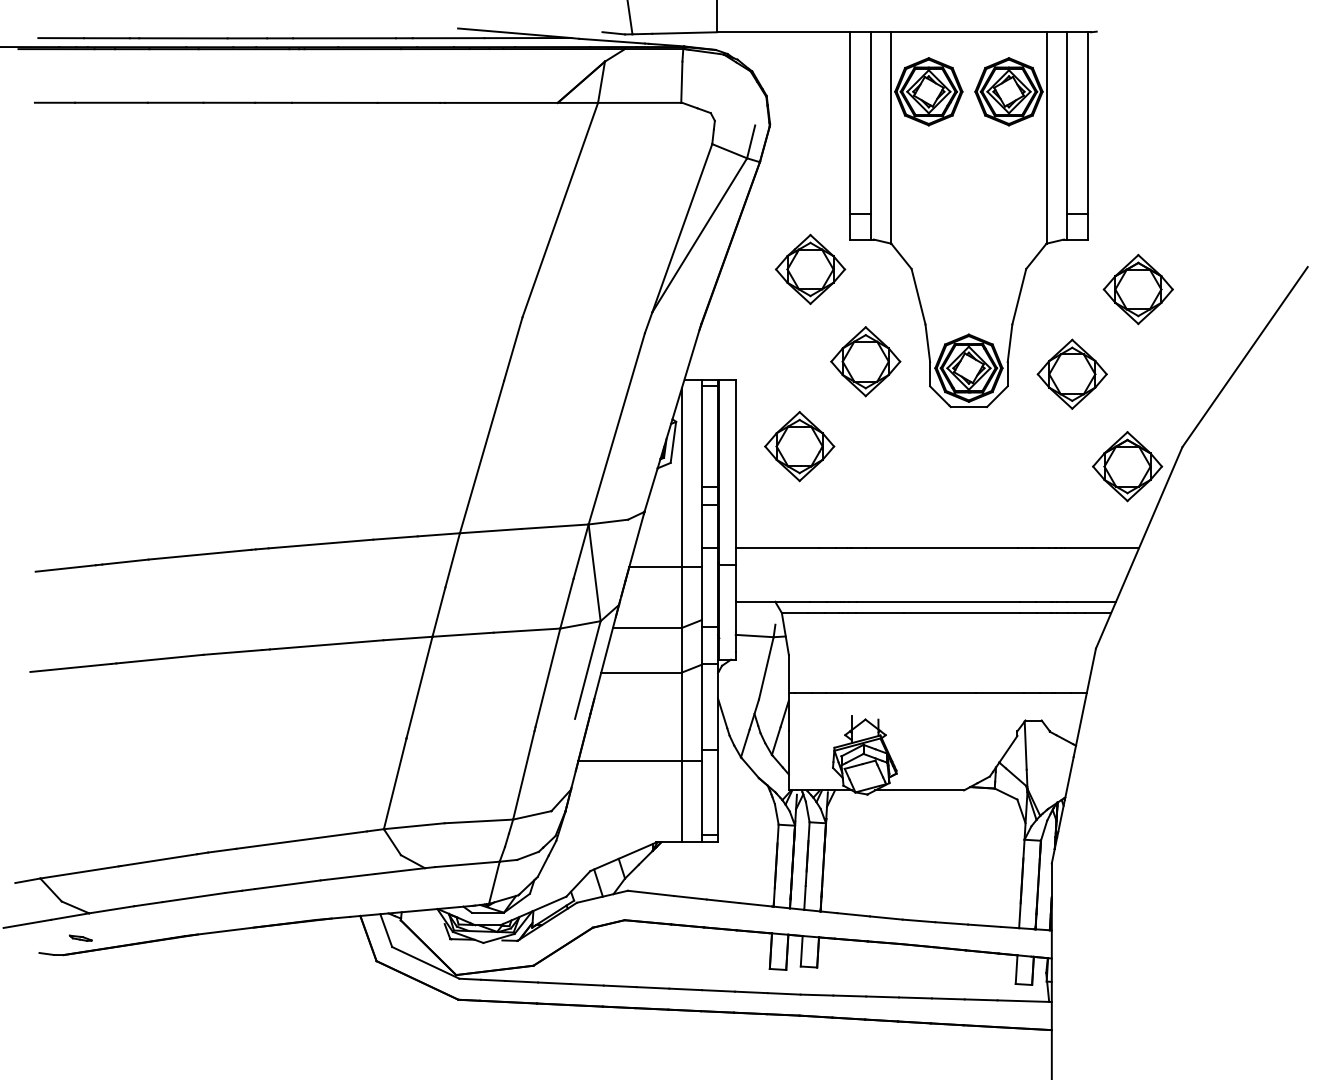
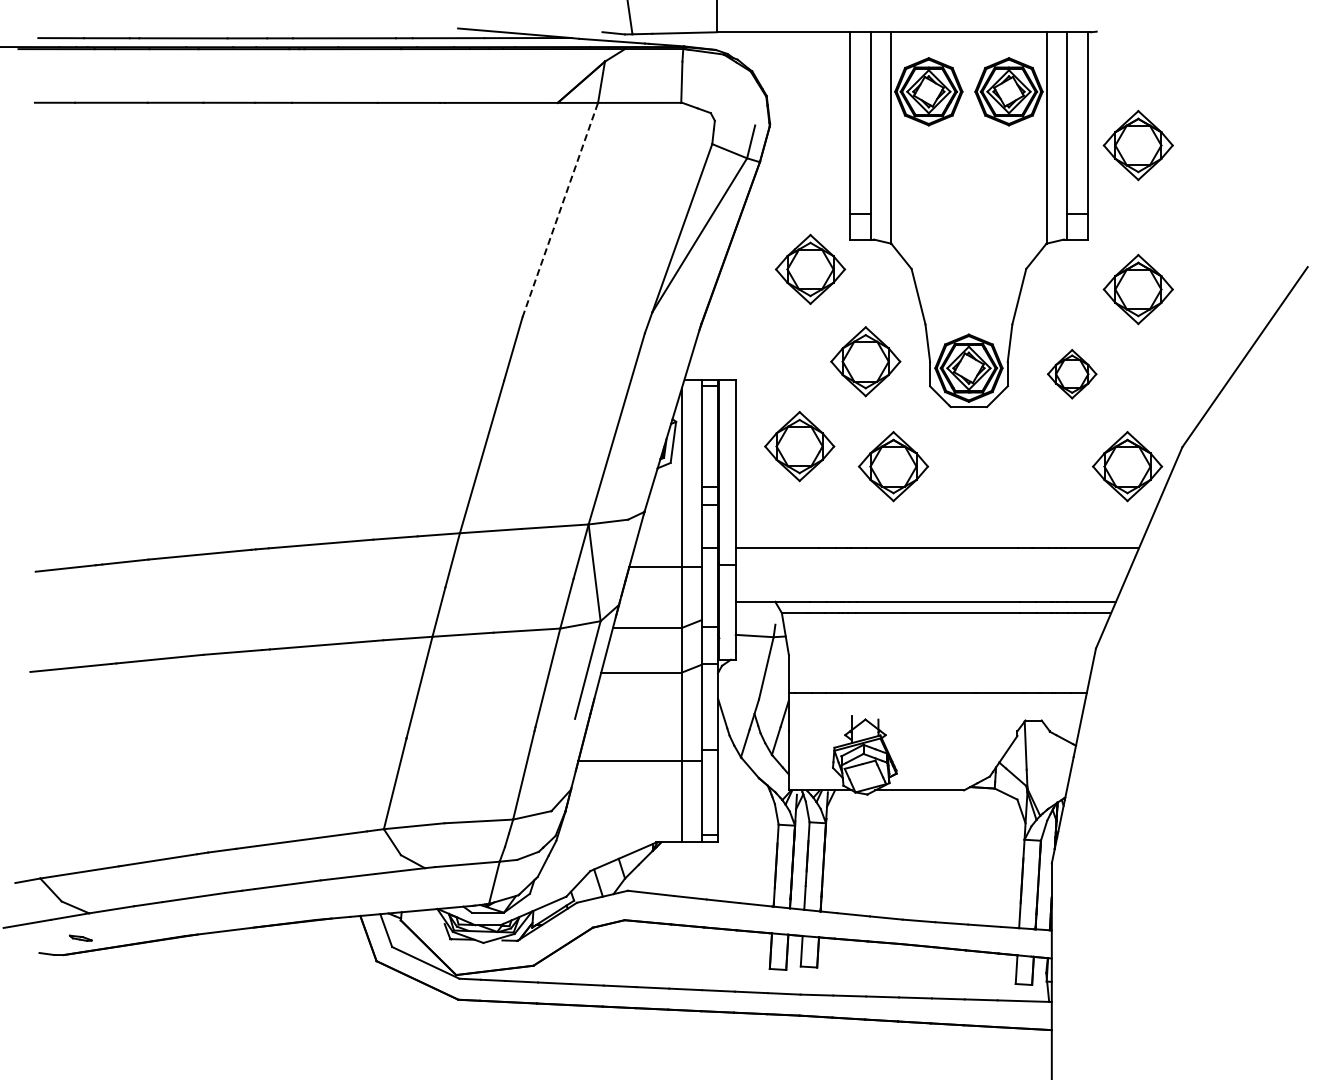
part: none -> present (1137, 145)
line: solid -> dashed (560, 210)
part size: 72x72 px -> 51x51 px (1072, 374)
part: none -> present (893, 466)
